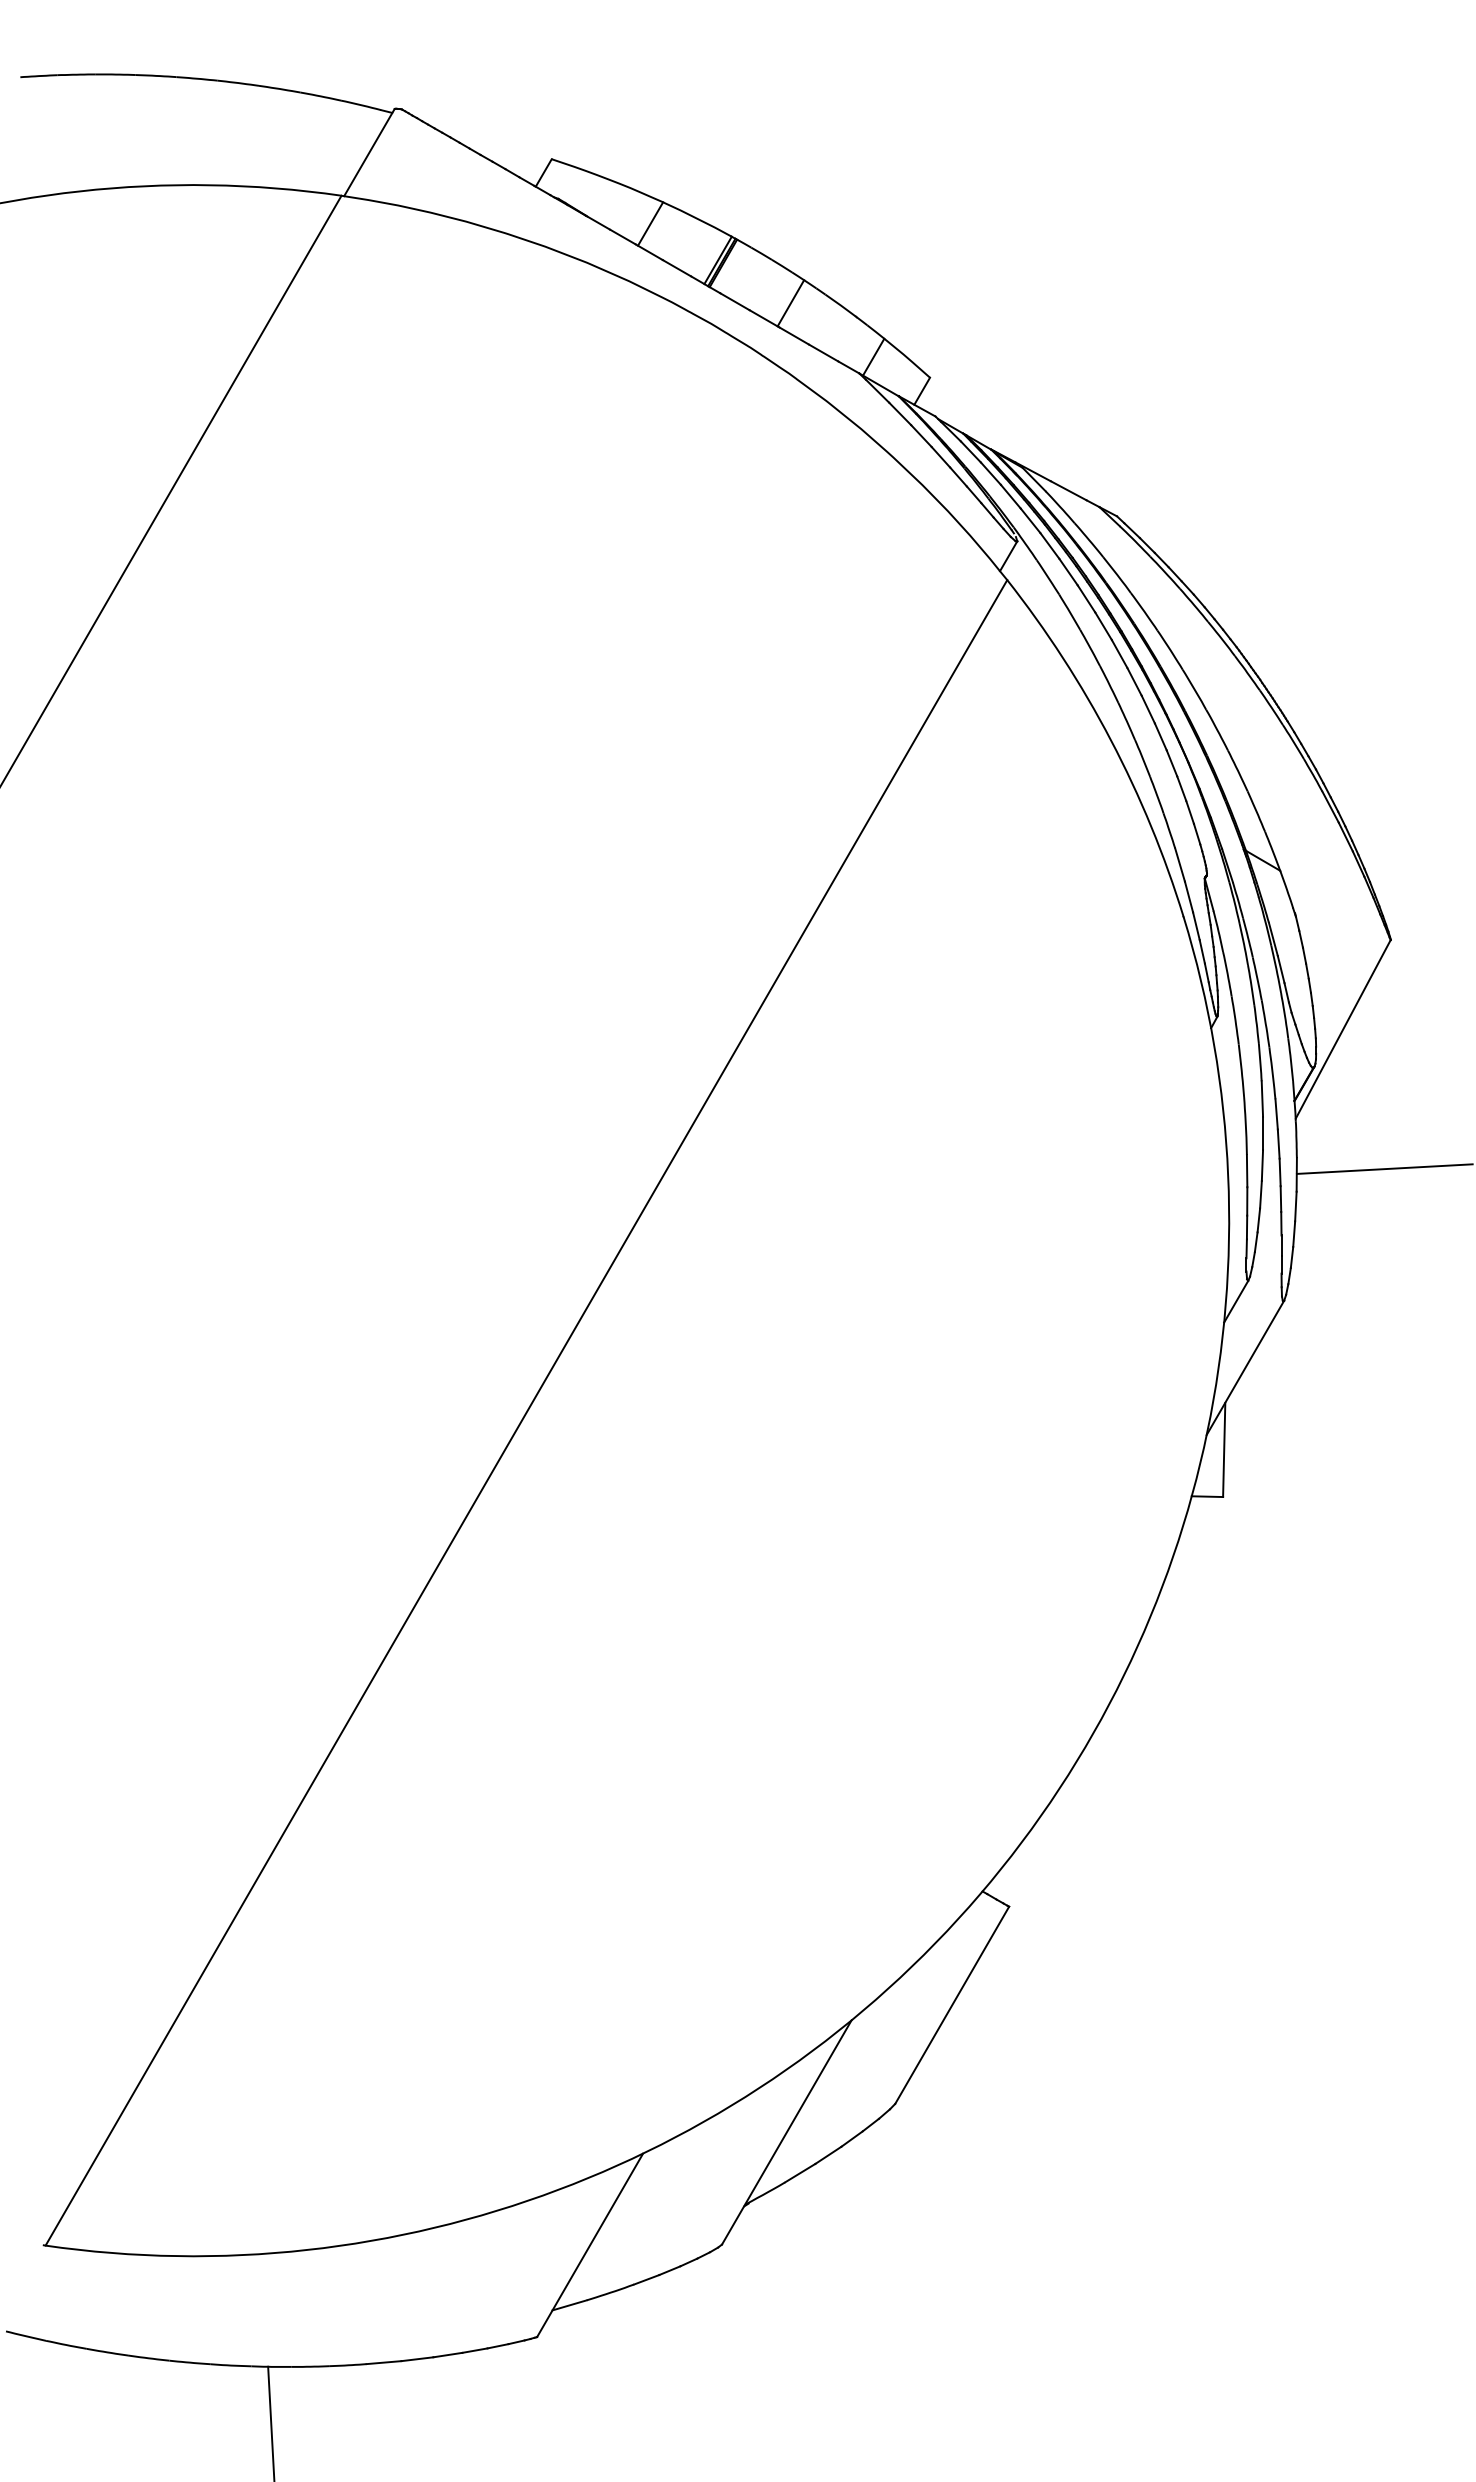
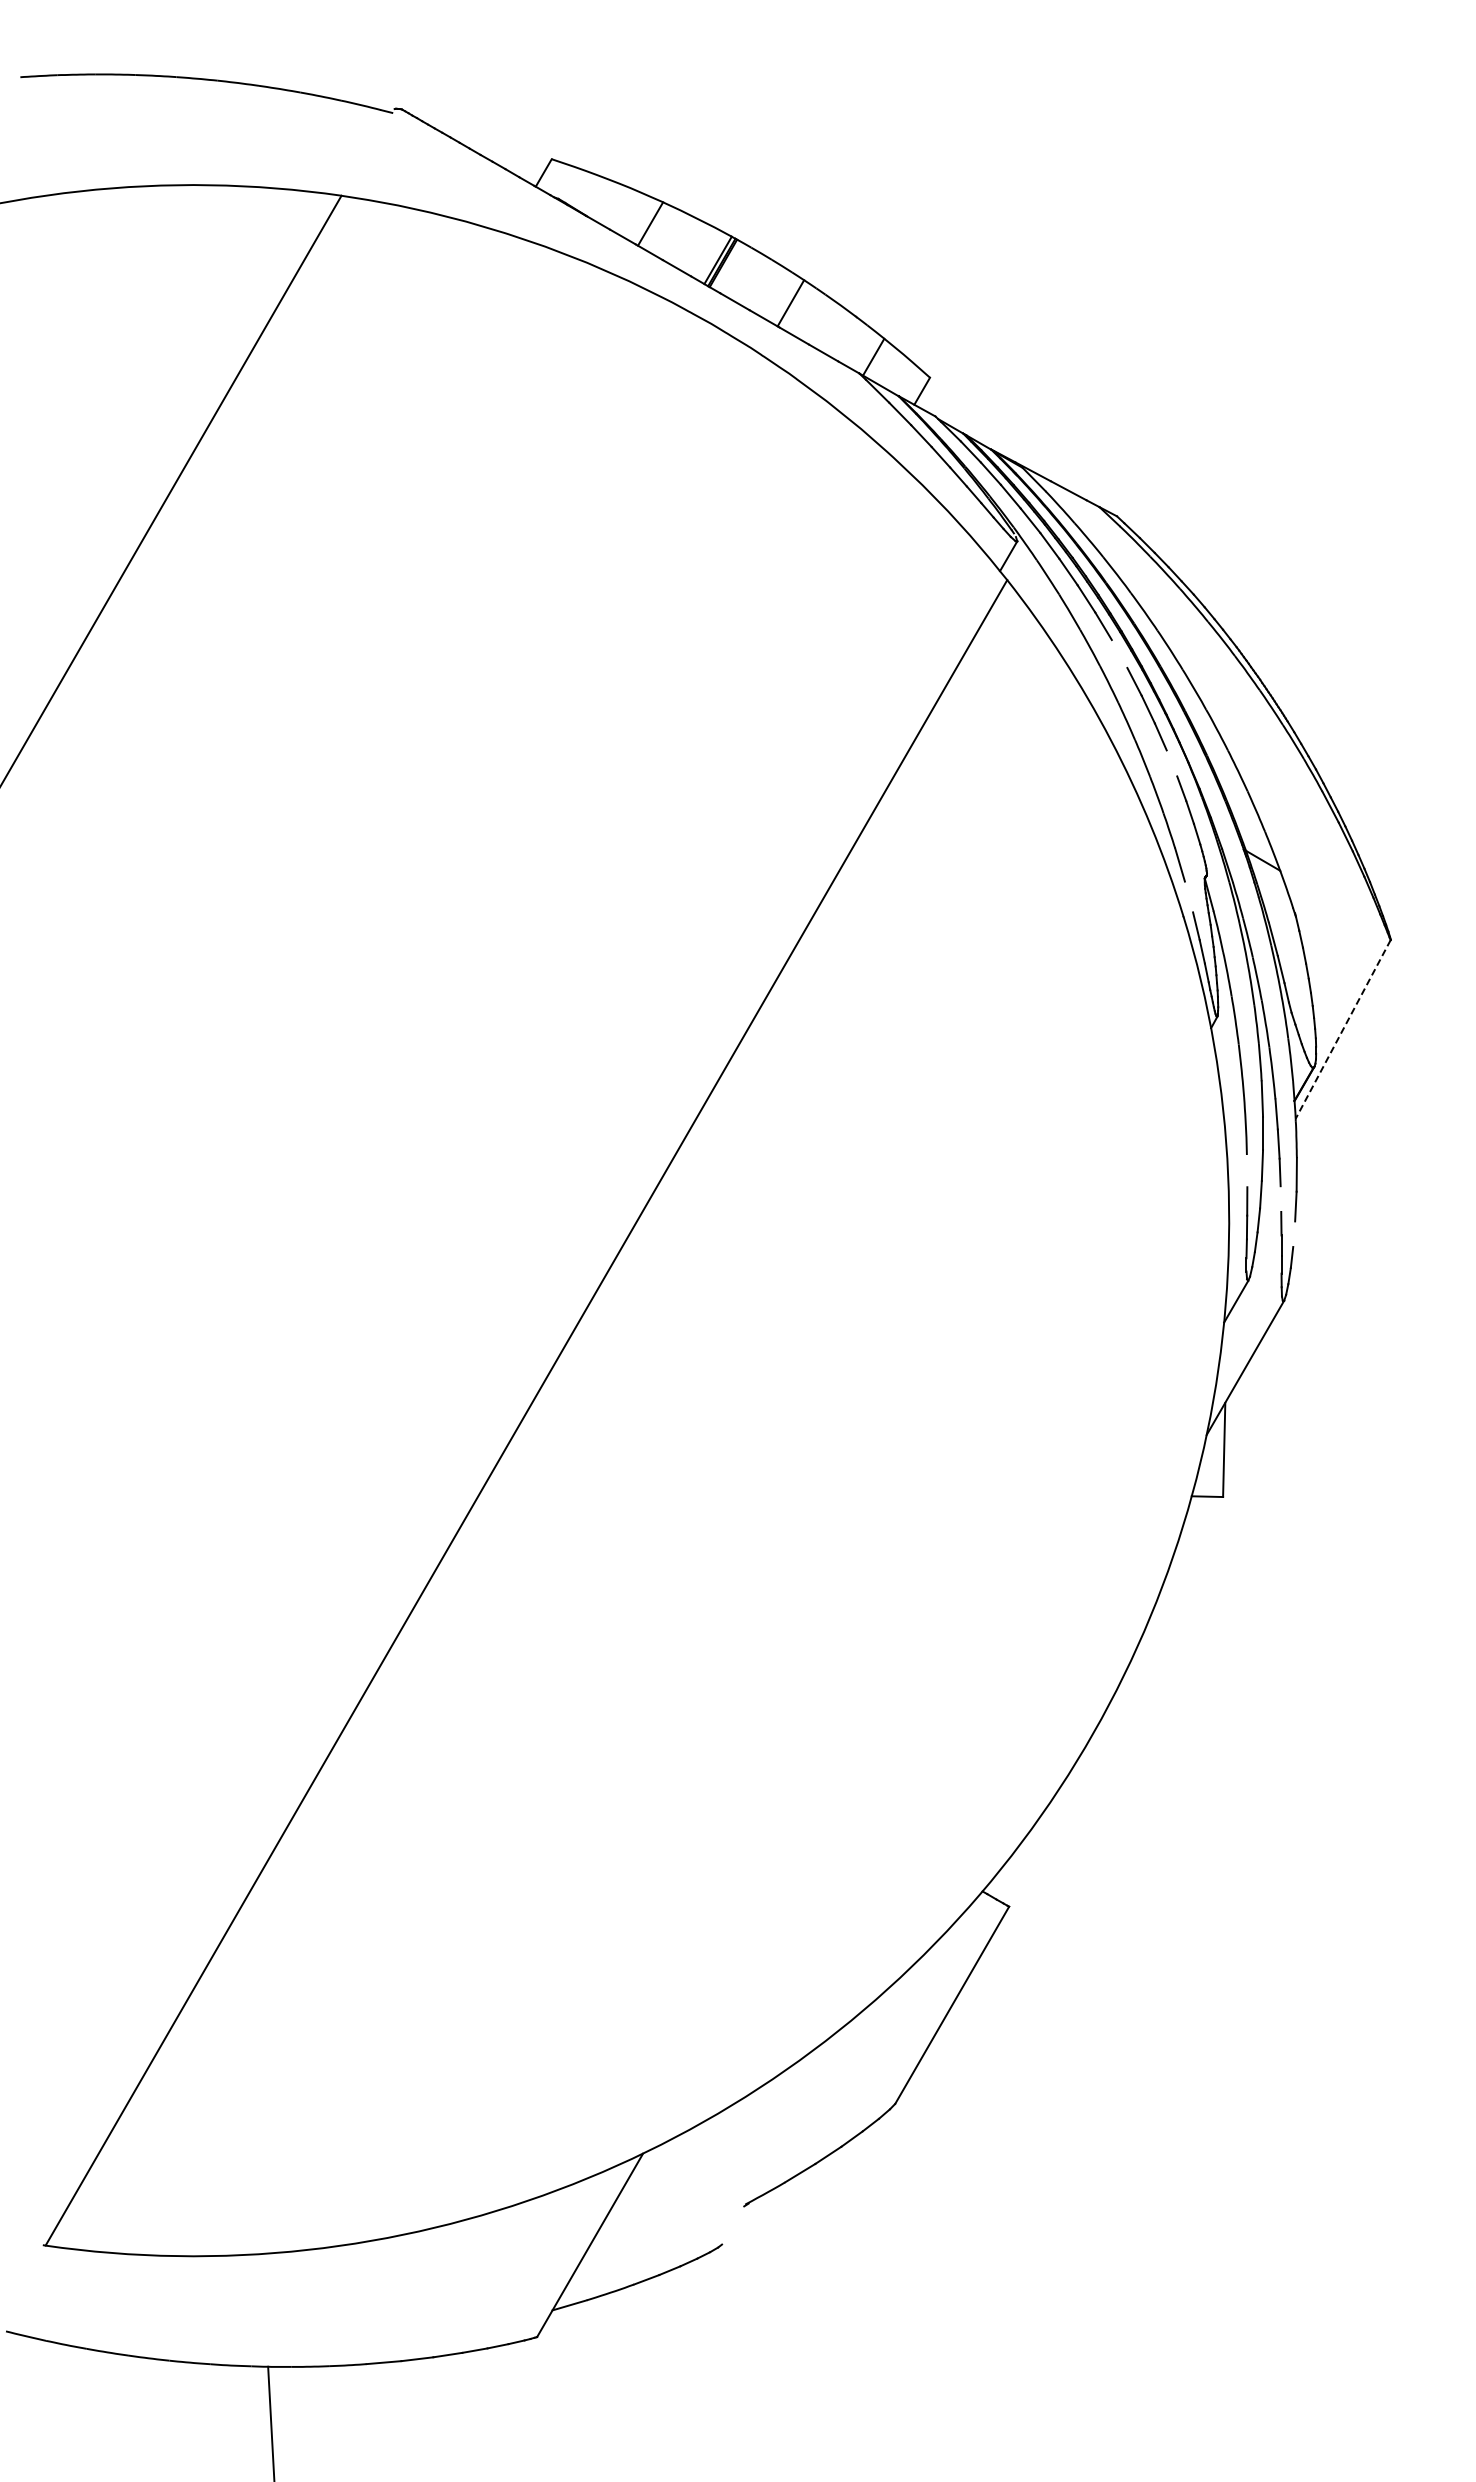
line: present -> none (369, 152)
line: present -> none (1119, 653)
line: present -> none (1171, 763)
line: present -> none (1188, 896)
line: solid -> dashed (1342, 1029)
line: present -> none (1384, 1168)
line: present -> none (1246, 1171)
line: present -> none (1280, 1198)
line: present -> none (1294, 1234)
line: present -> none (786, 2132)
